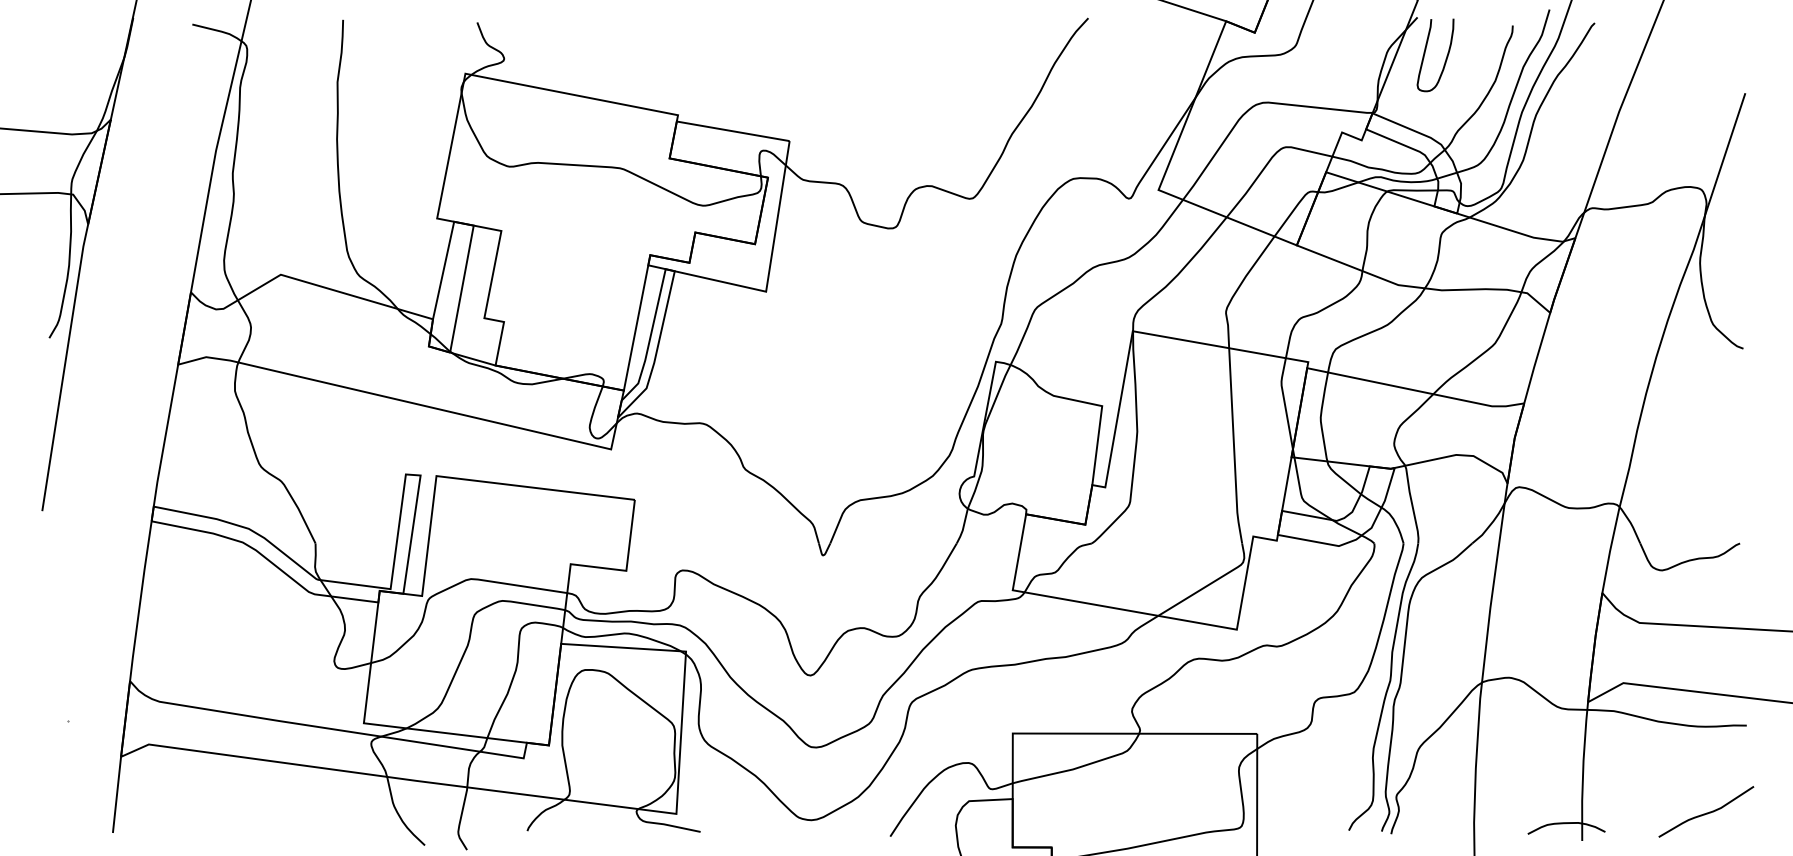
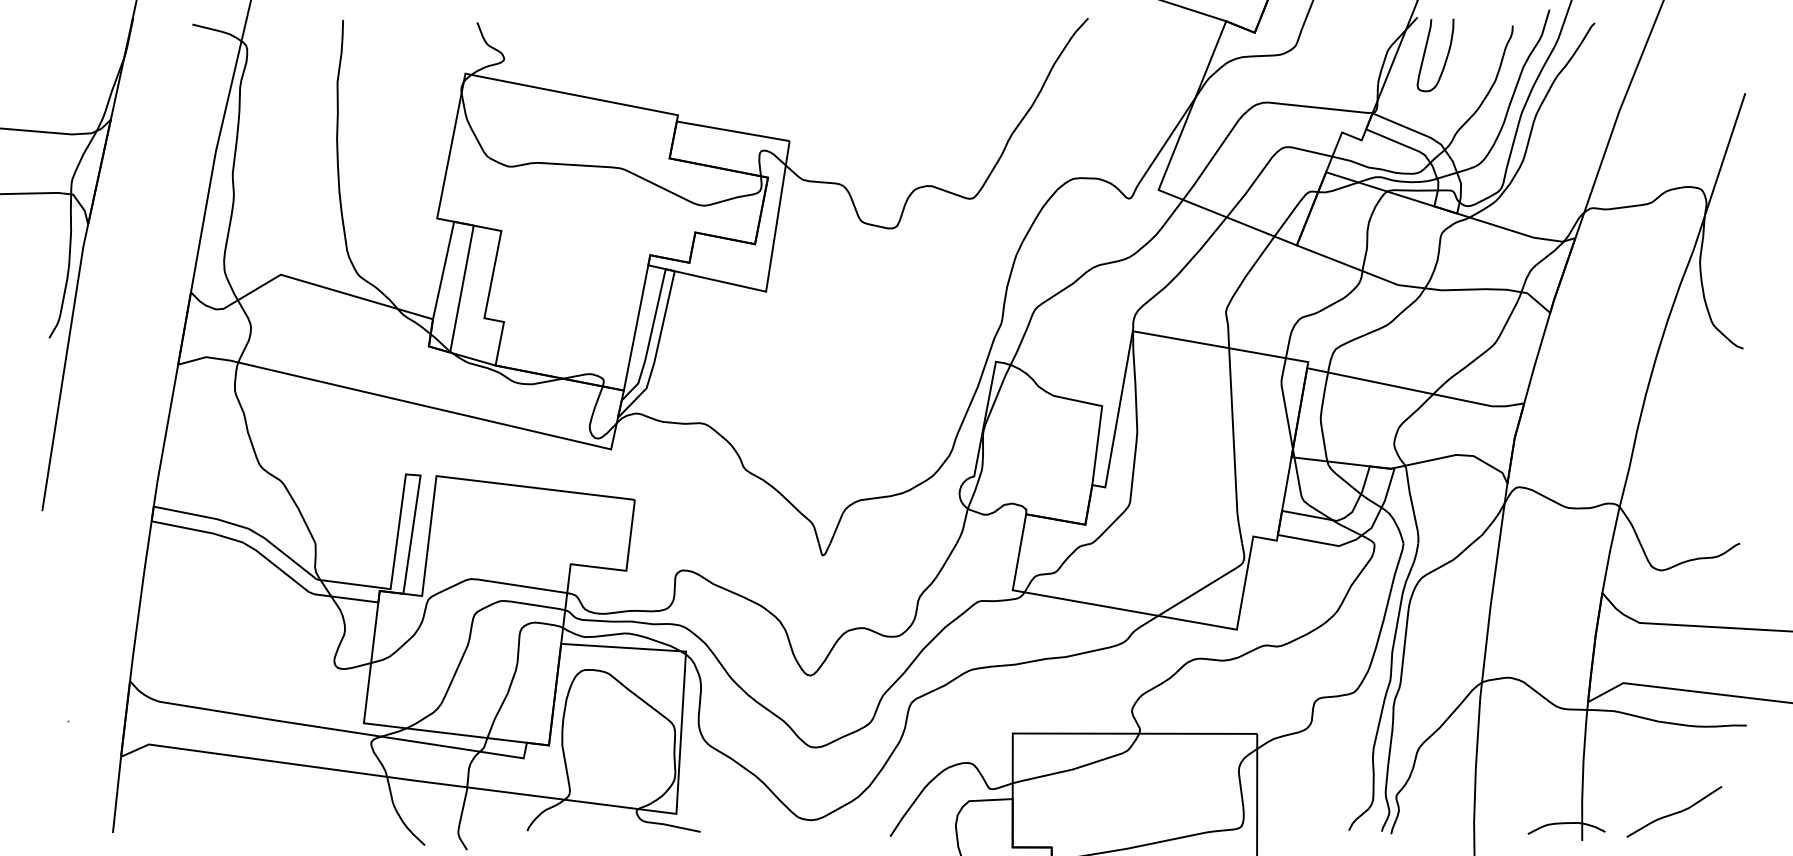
curve position: (1706, 812) -> (1674, 812) (1674, 812)
